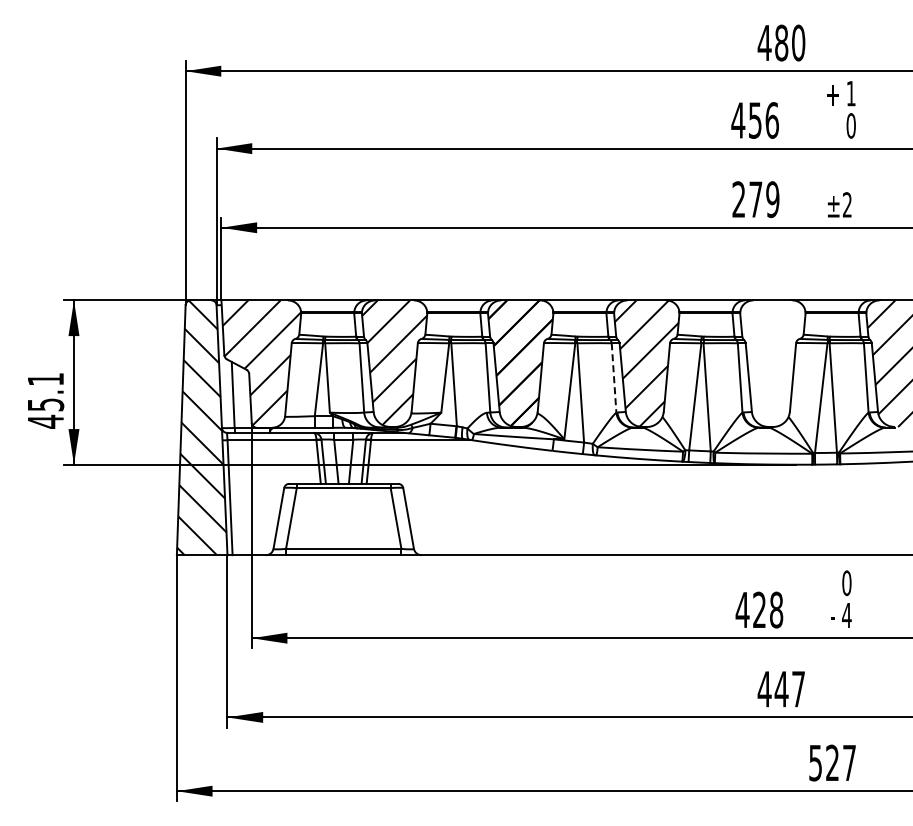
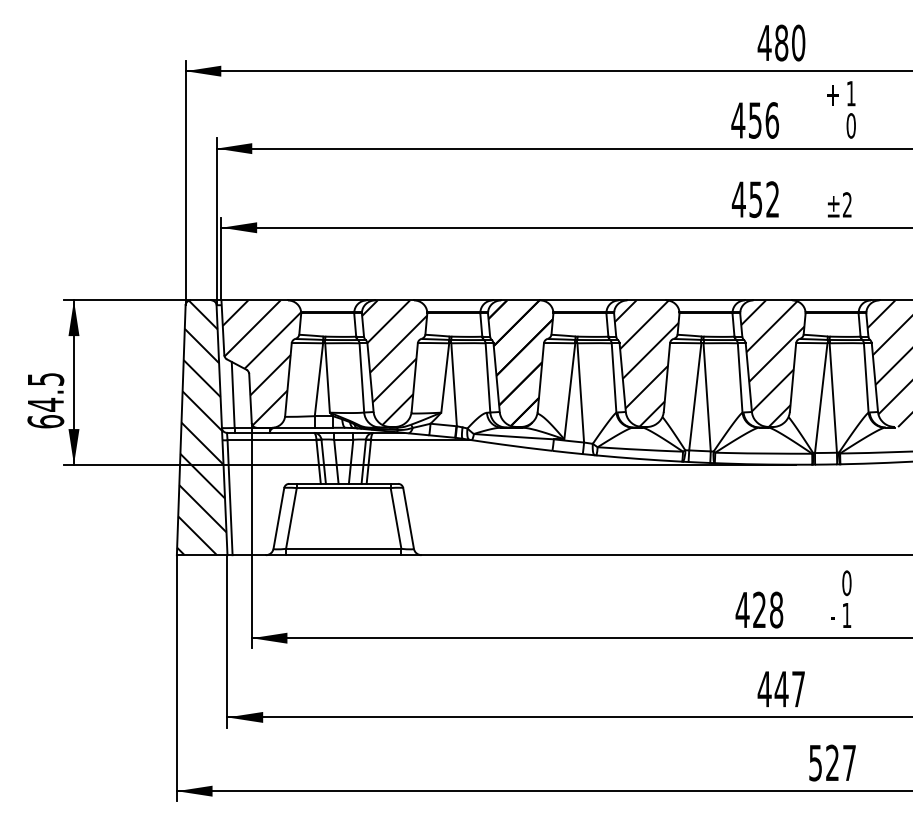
text: 279 -> 452 (755, 199)
hatch: none -> present (772, 363)
line: dashed -> solid (614, 377)
text: 45.1 -> 64.5 (45, 400)
text: 4 -> 1 (846, 615)
